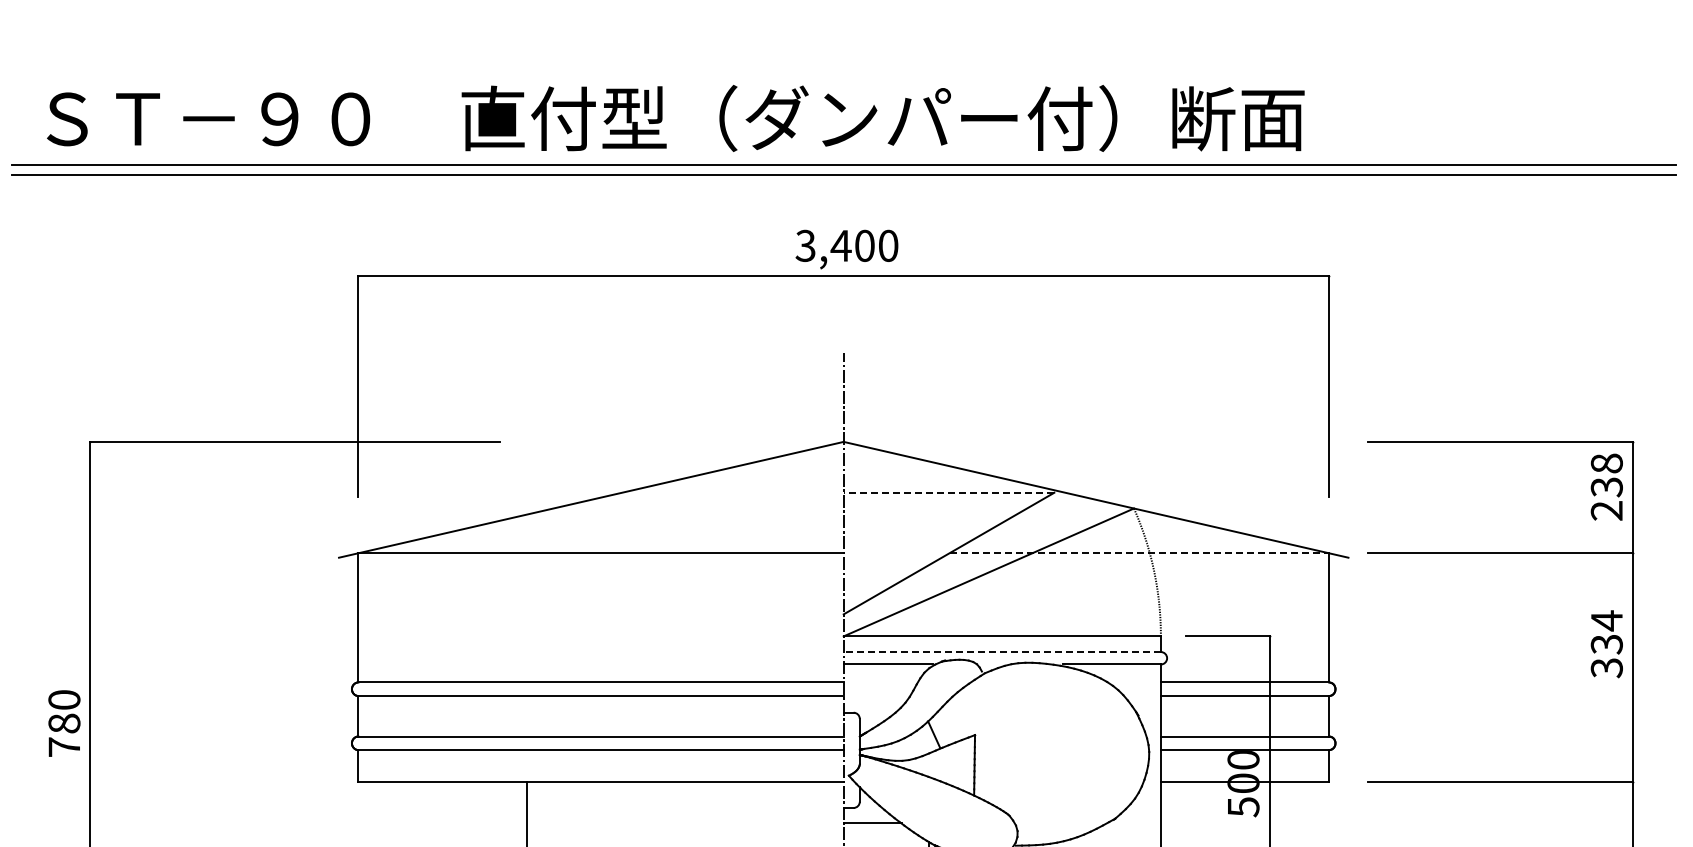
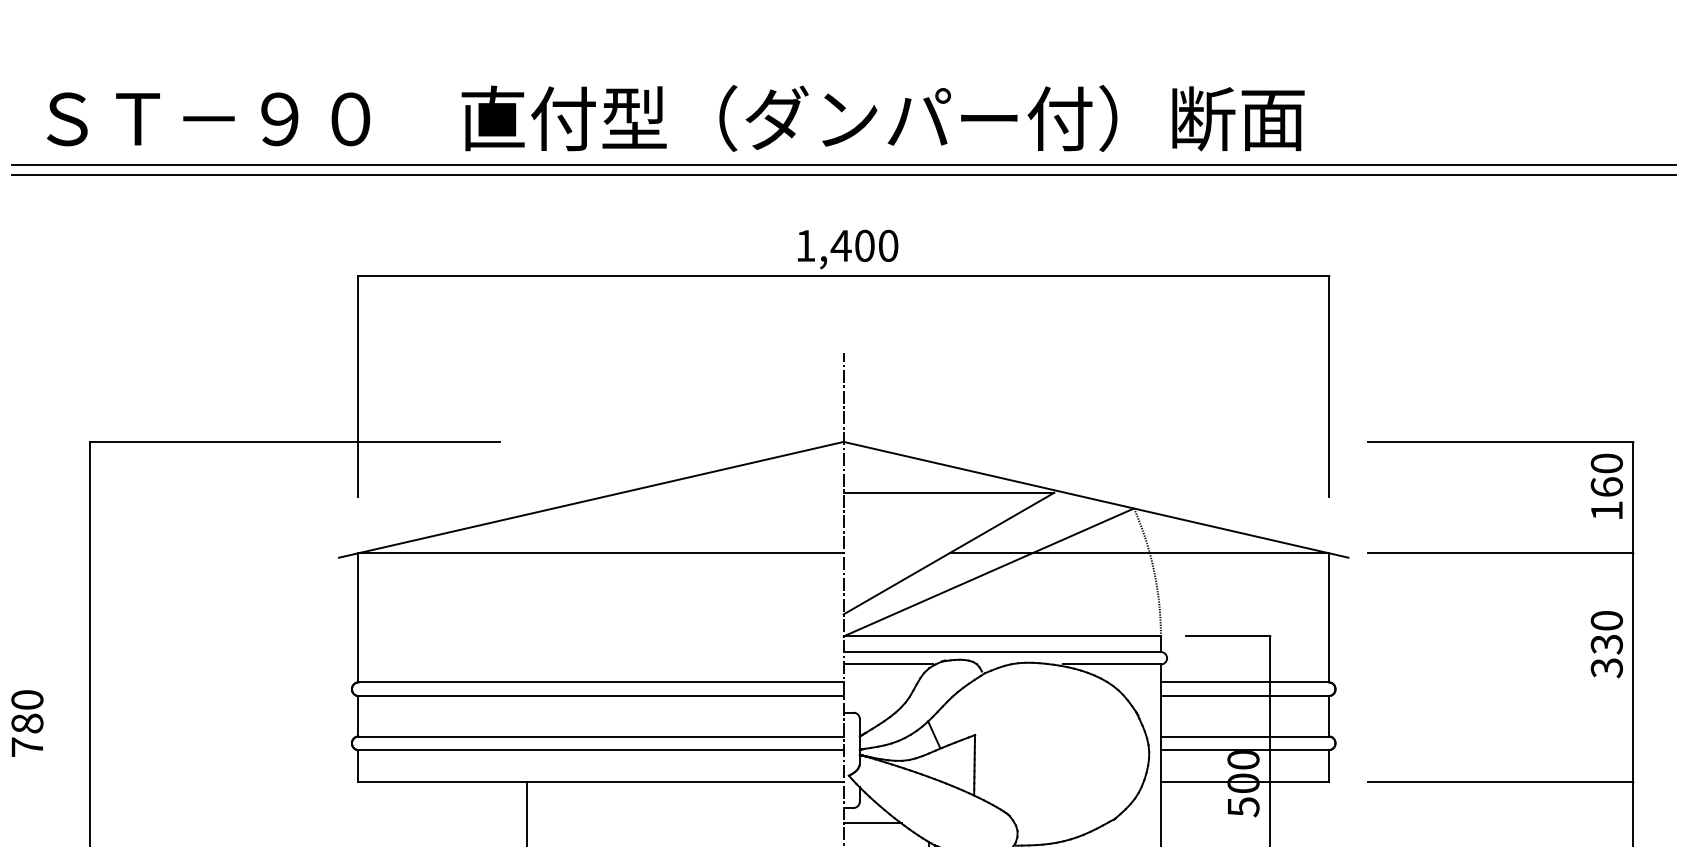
text: 3,400 -> 1,400 (805, 245)
text: 238 -> 160 (1606, 486)
line: dashed -> solid (948, 492)
line: dashed -> solid (1140, 552)
text: 334 -> 330 (1606, 620)
line: dashed -> solid (1002, 652)
text position: (64, 723) -> (27, 723) (27, 723)
